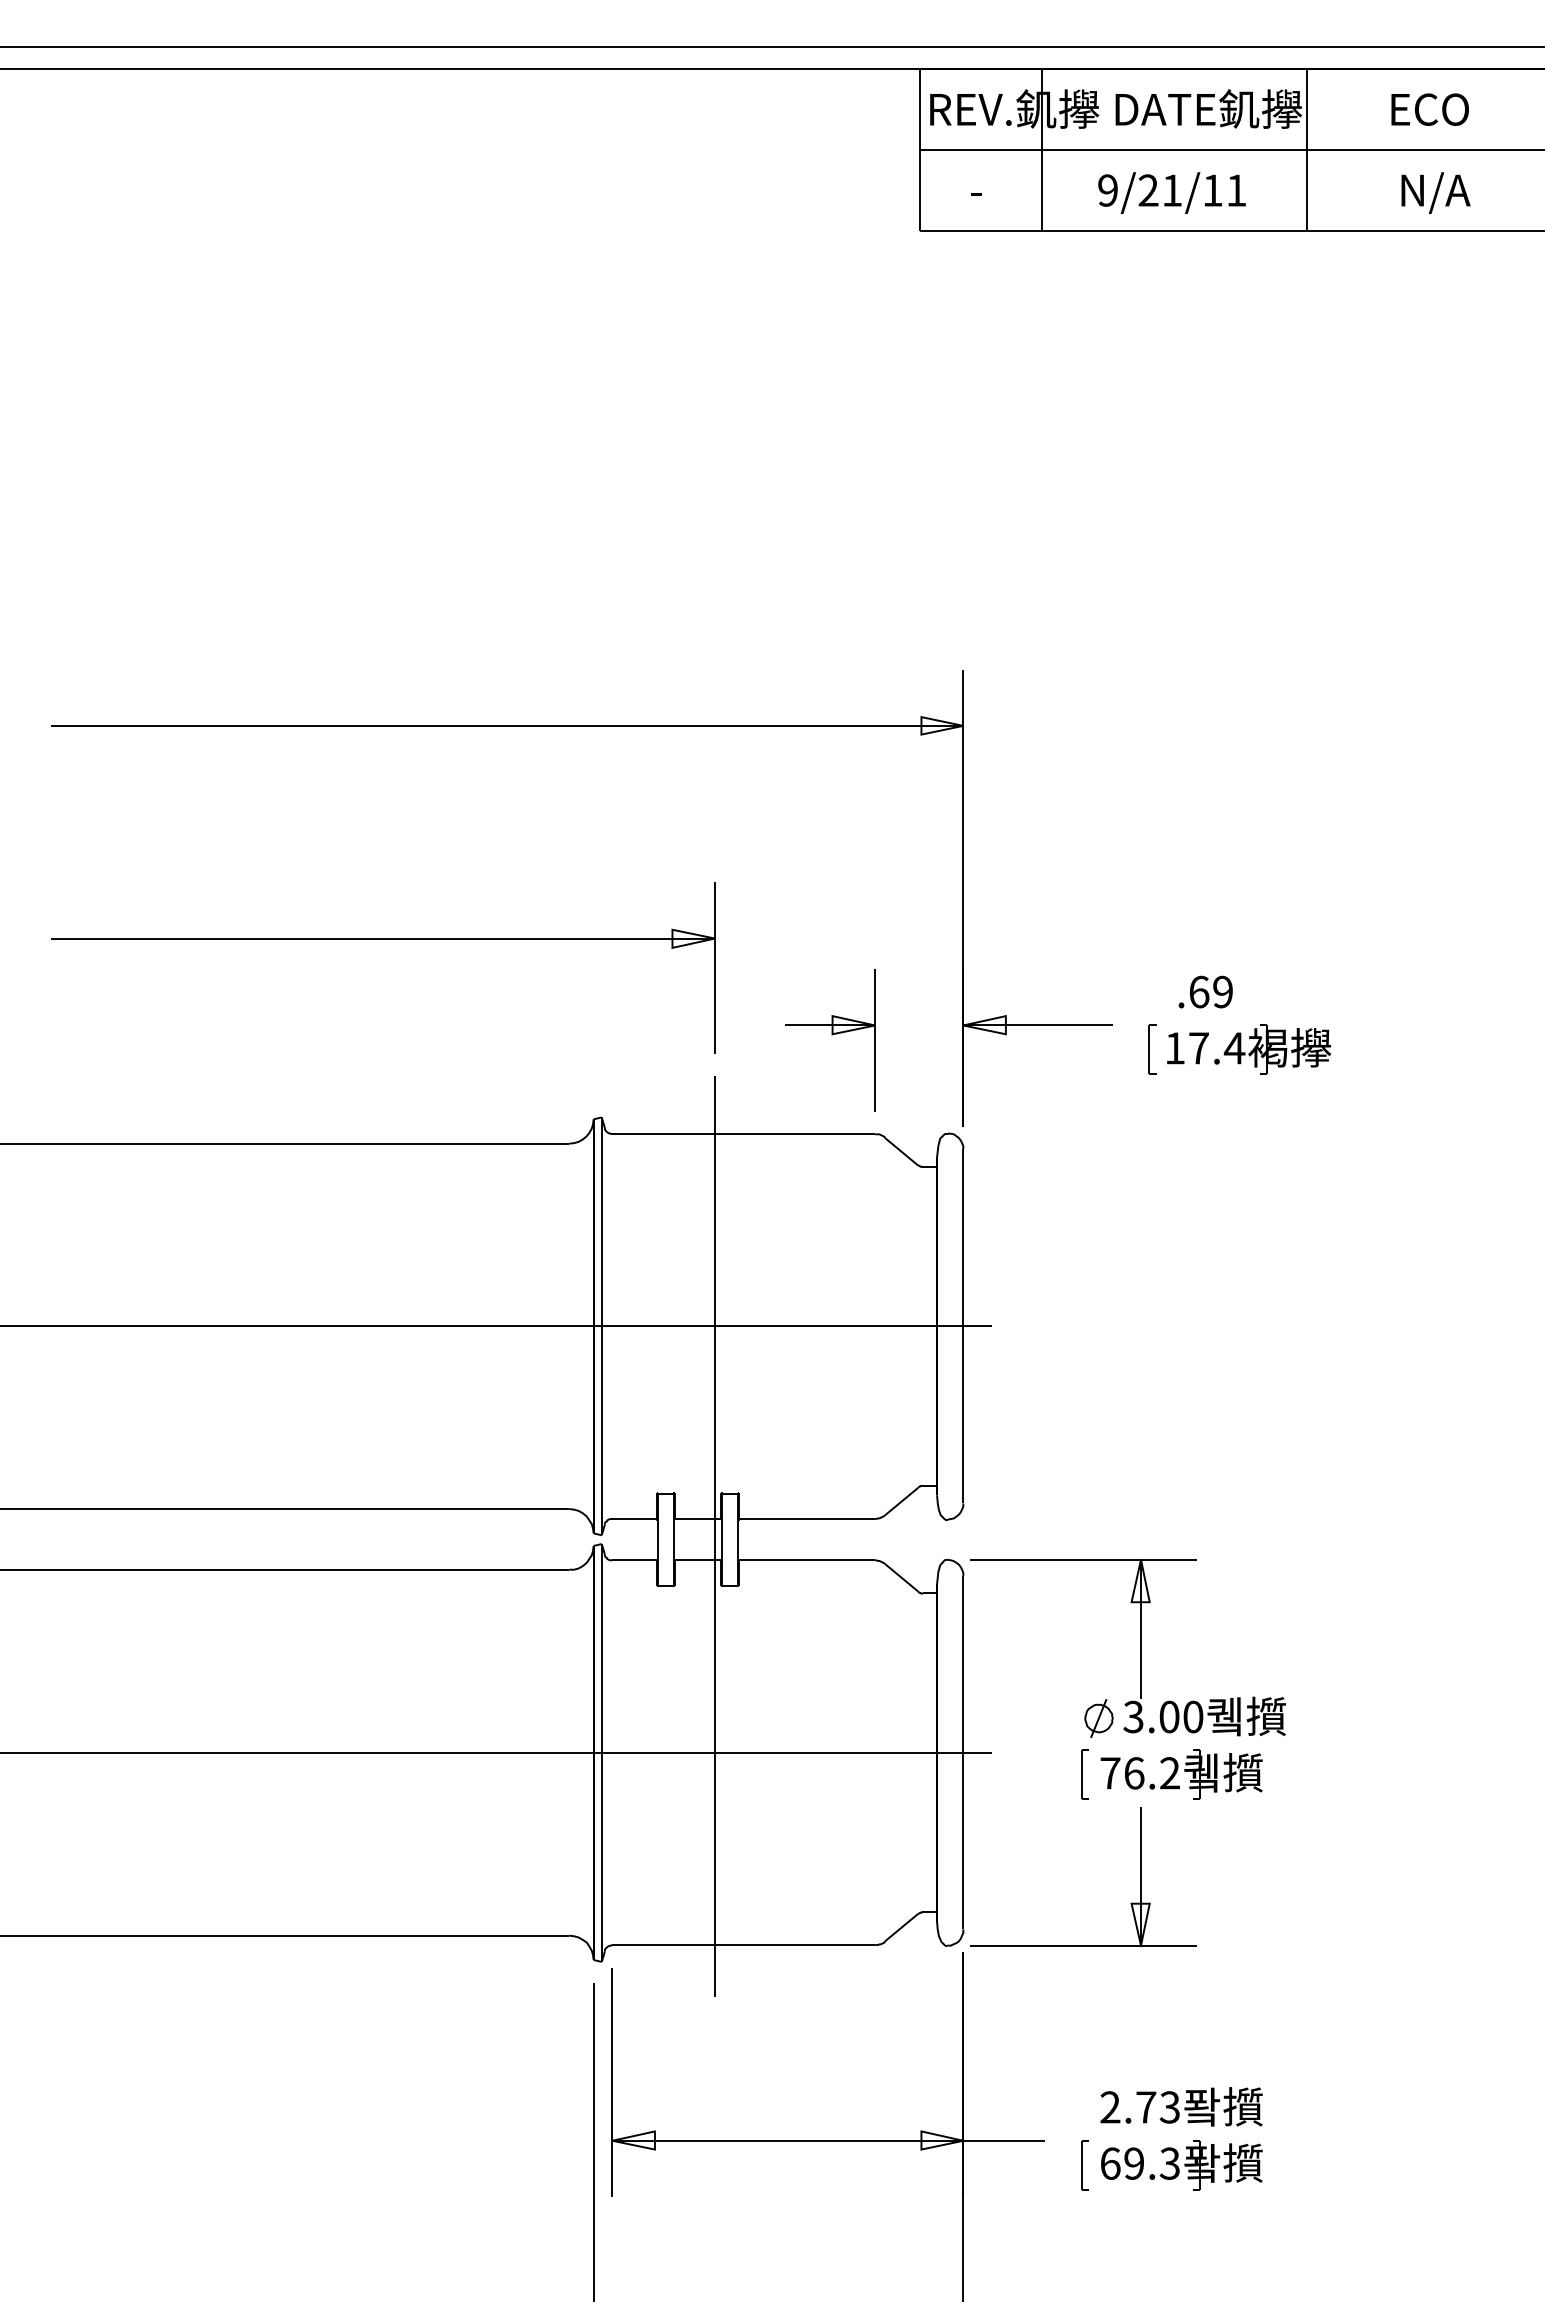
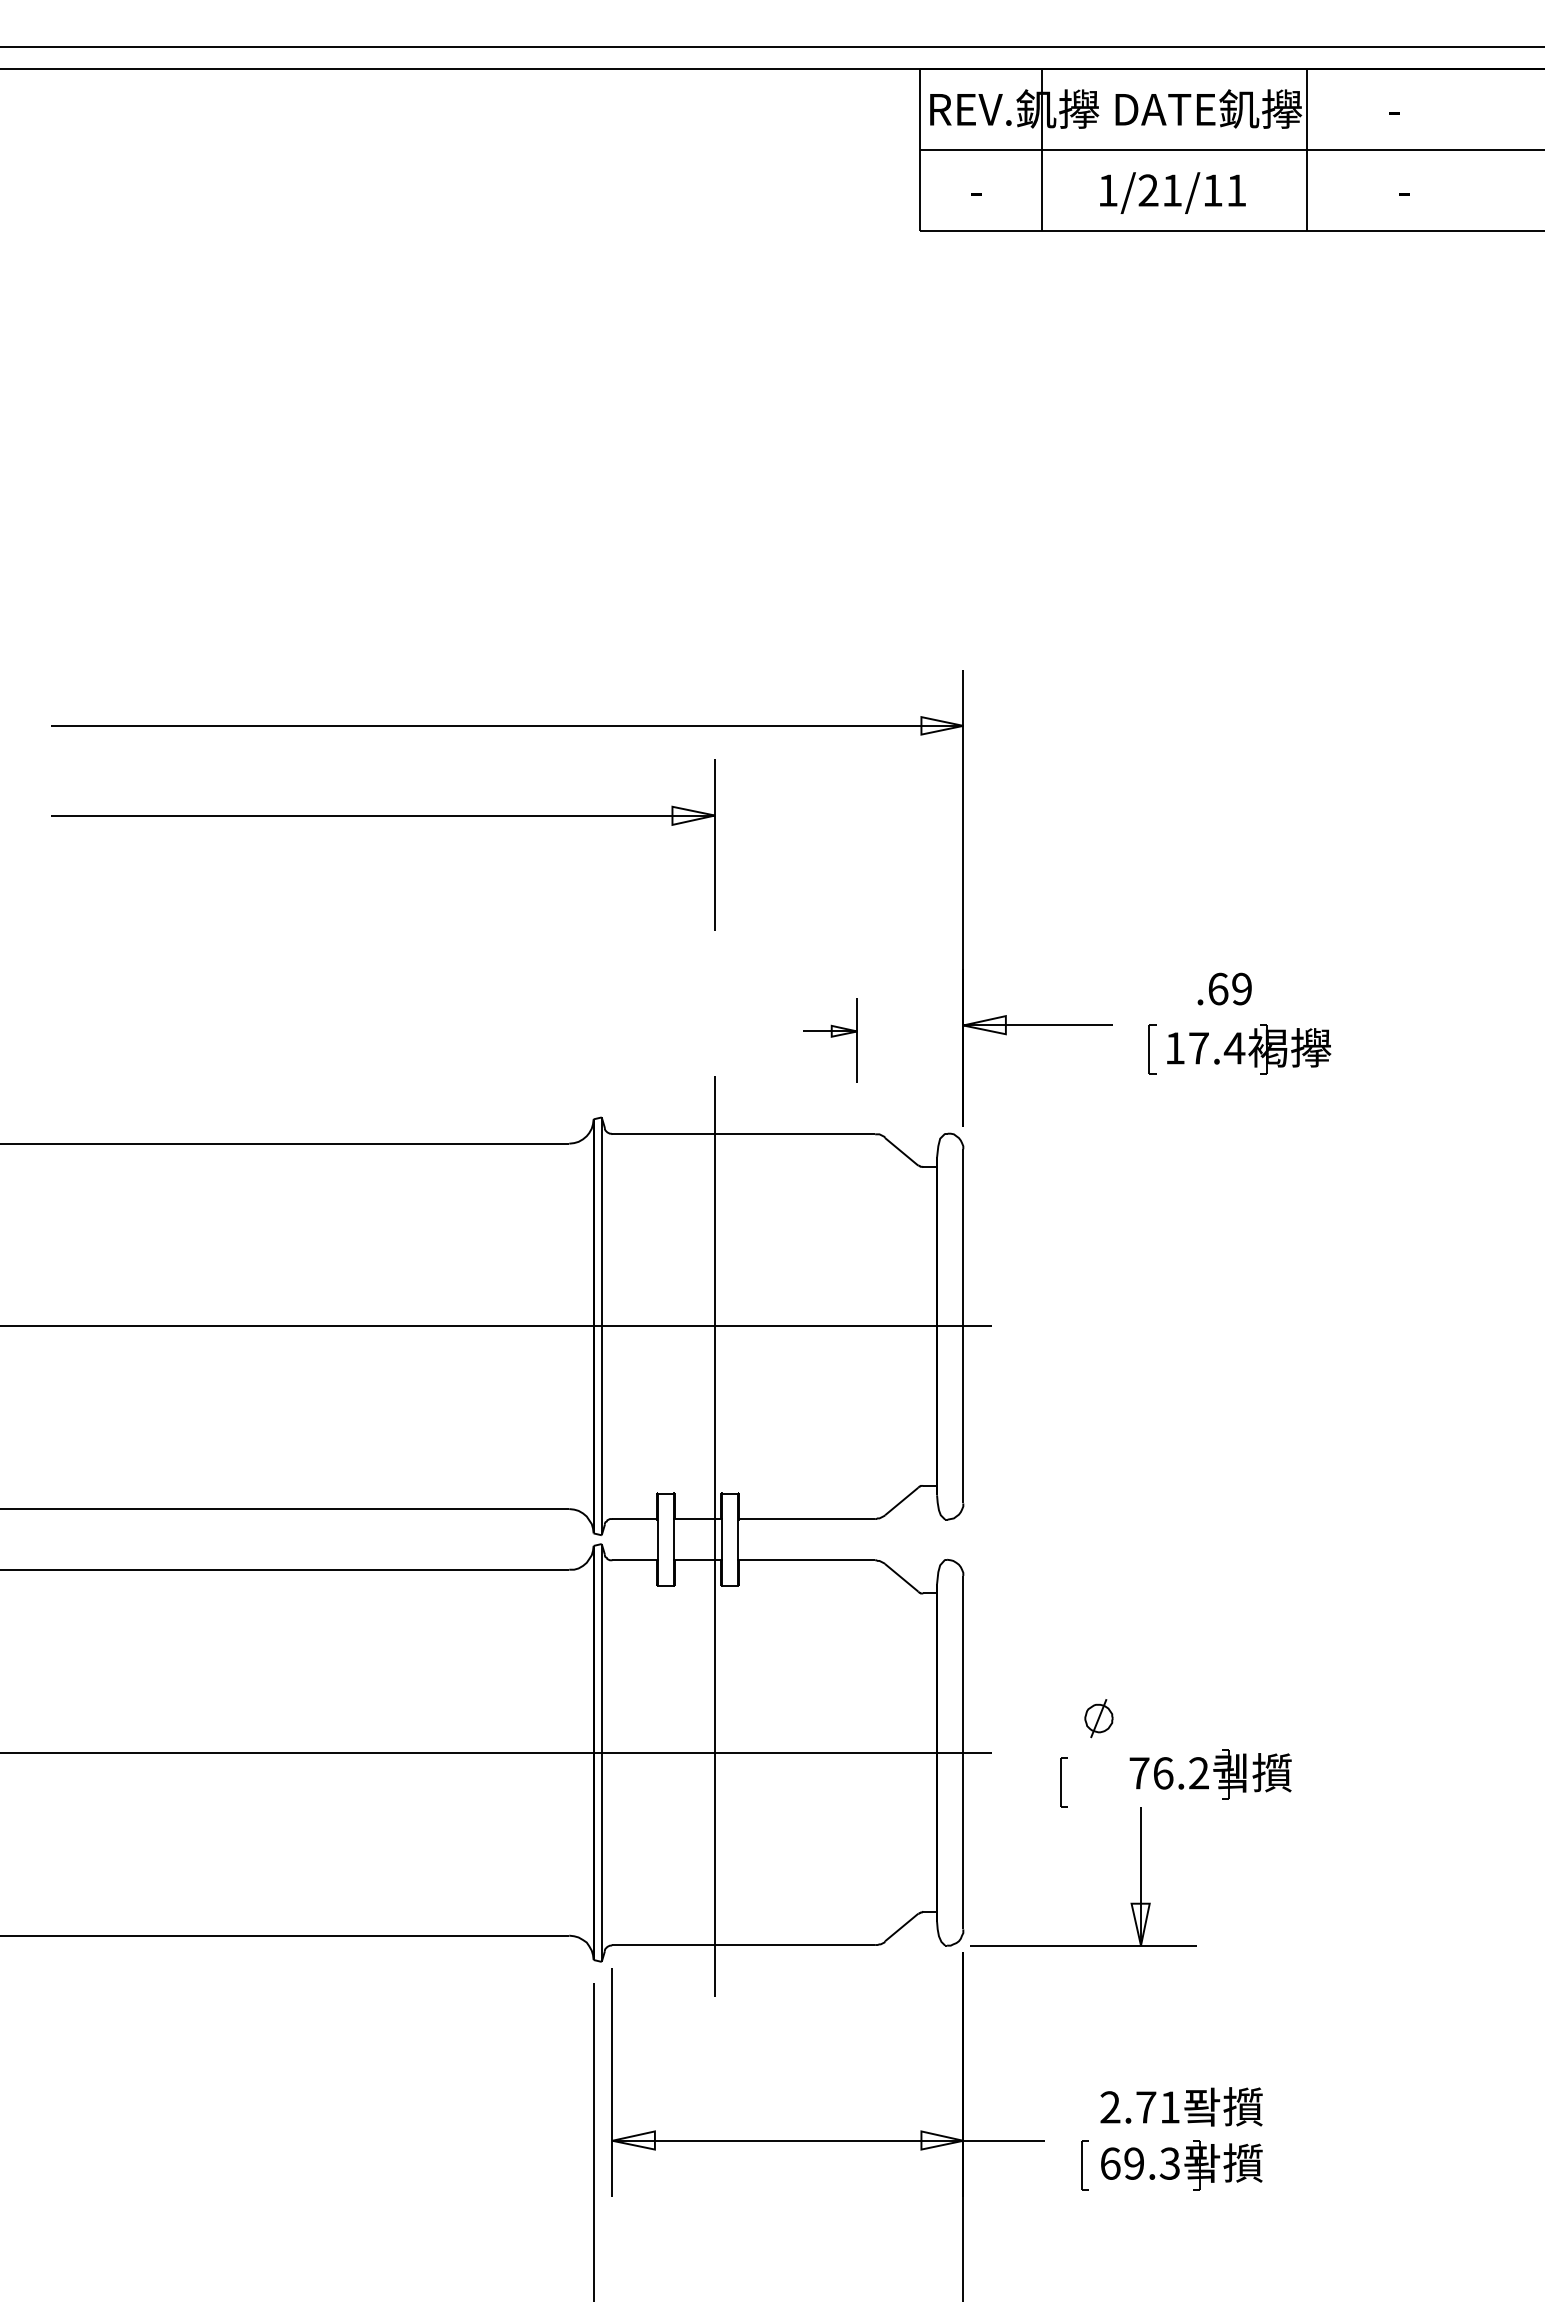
text: ECO -> -^M (1428, 109)
text: 9/21/11 -> 1/21/11 (1107, 190)
text: N/A -> -^M (1434, 192)
part position: (383, 939) -> (383, 816) (383, 816)
text position: (1205, 991) -> (1224, 988) (1224, 988)
part size: 91x143 px -> 55x85 px (830, 1040)
part: present -> none (1140, 1647)
part position: (1084, 1774) -> (1063, 1782) (1063, 1782)
part position: (1181, 1774) -> (1210, 1774) (1210, 1774)
text: 2.73 -> 2.71 (1169, 2107)
